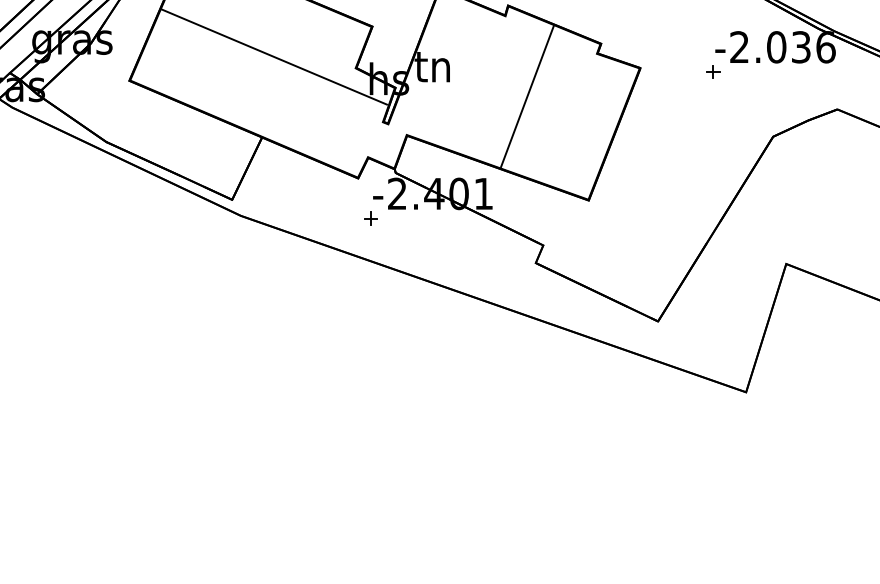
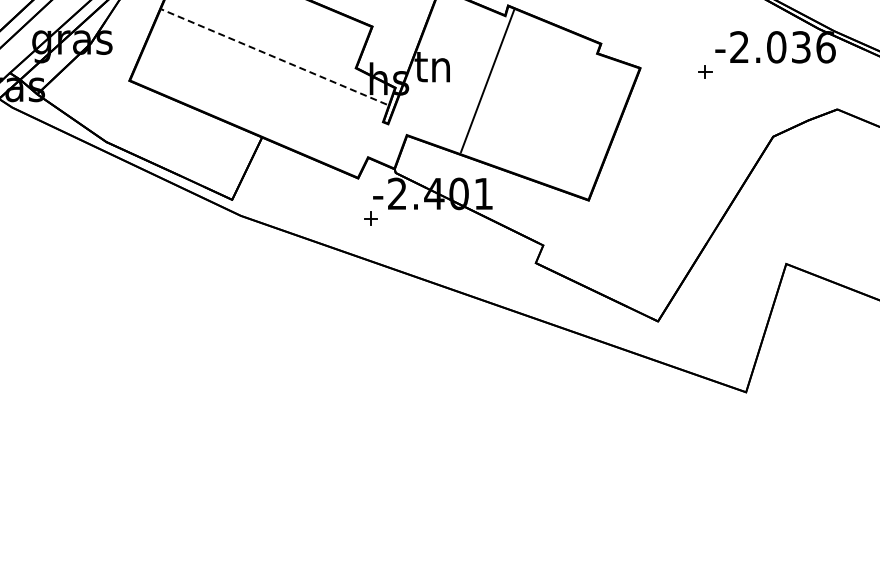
line: solid -> dashed (273, 56)
part position: (713, 71) -> (705, 71) (705, 71)
line position: (527, 96) -> (487, 81) (487, 81)
